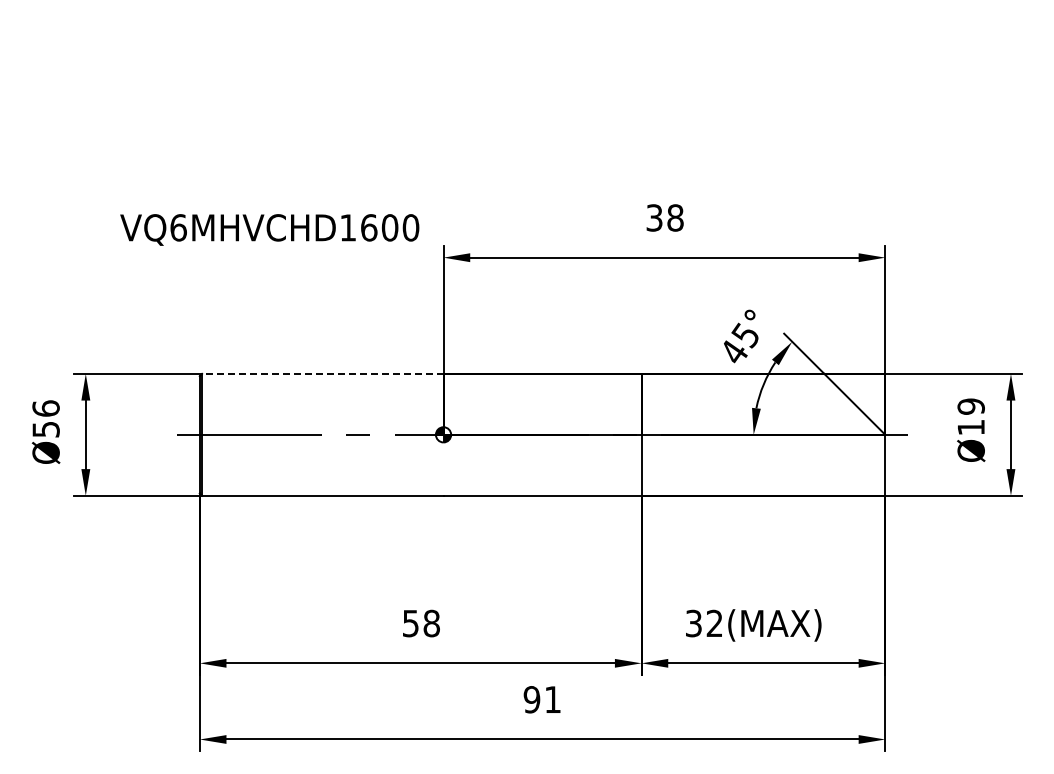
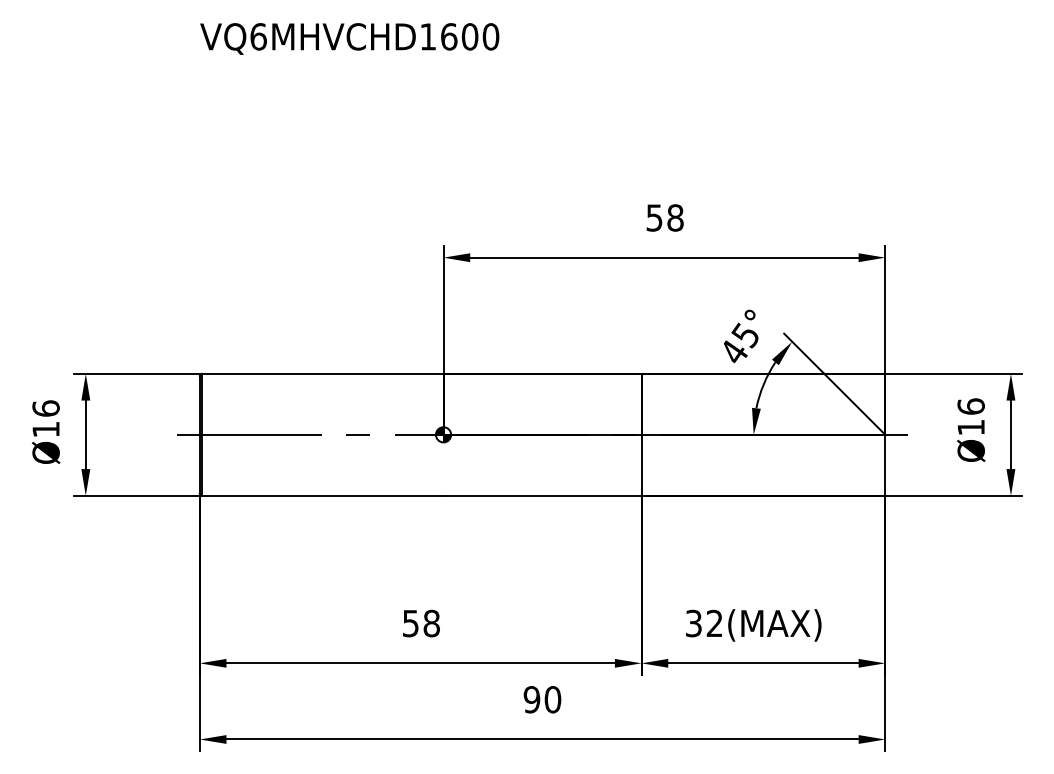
text: 38 -> 58 (654, 217)
text position: (269, 229) -> (349, 38) (349, 38)
line: dashed -> solid (322, 373)
text: Ø19 -> Ø16 (970, 406)
text: Ø56 -> Ø16 (45, 429)
text: 91 -> 90 (552, 699)
